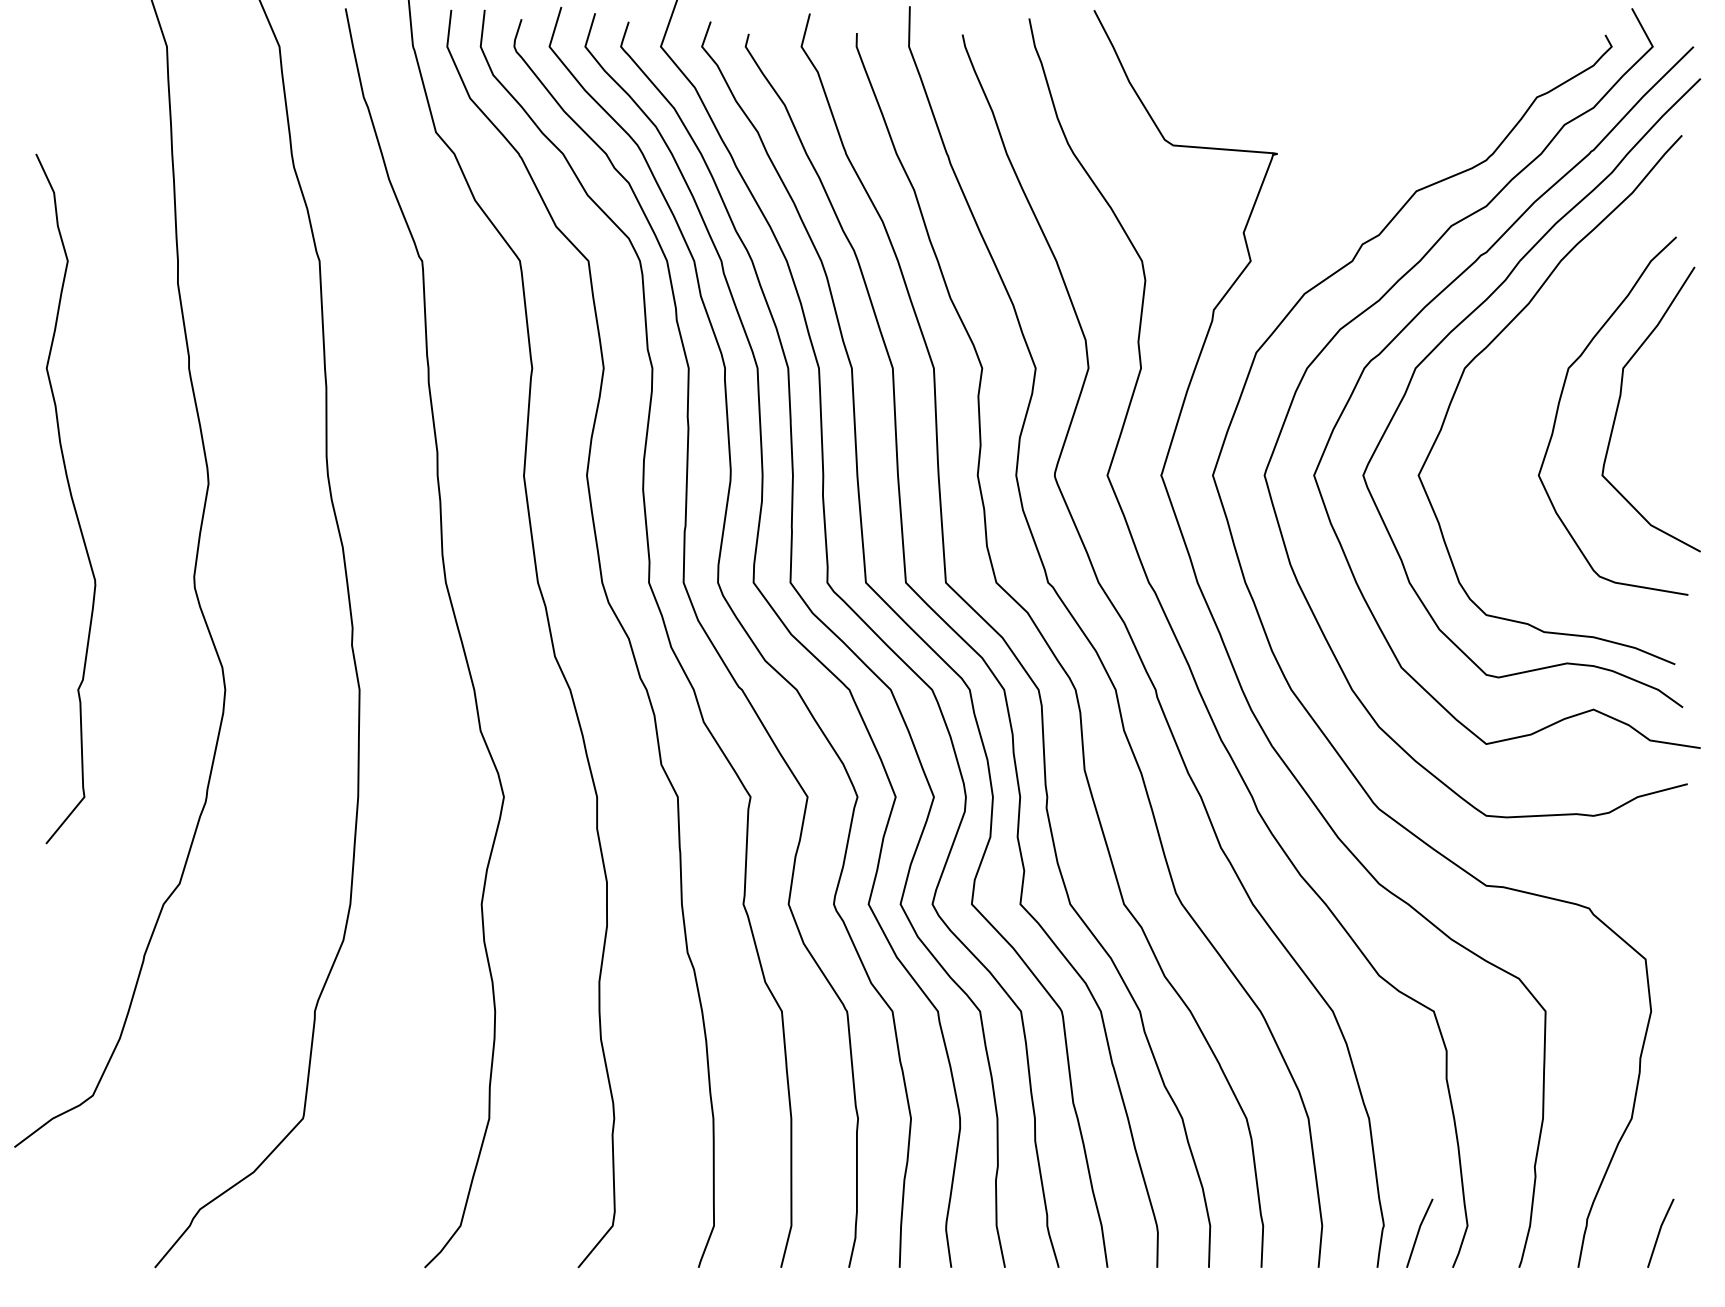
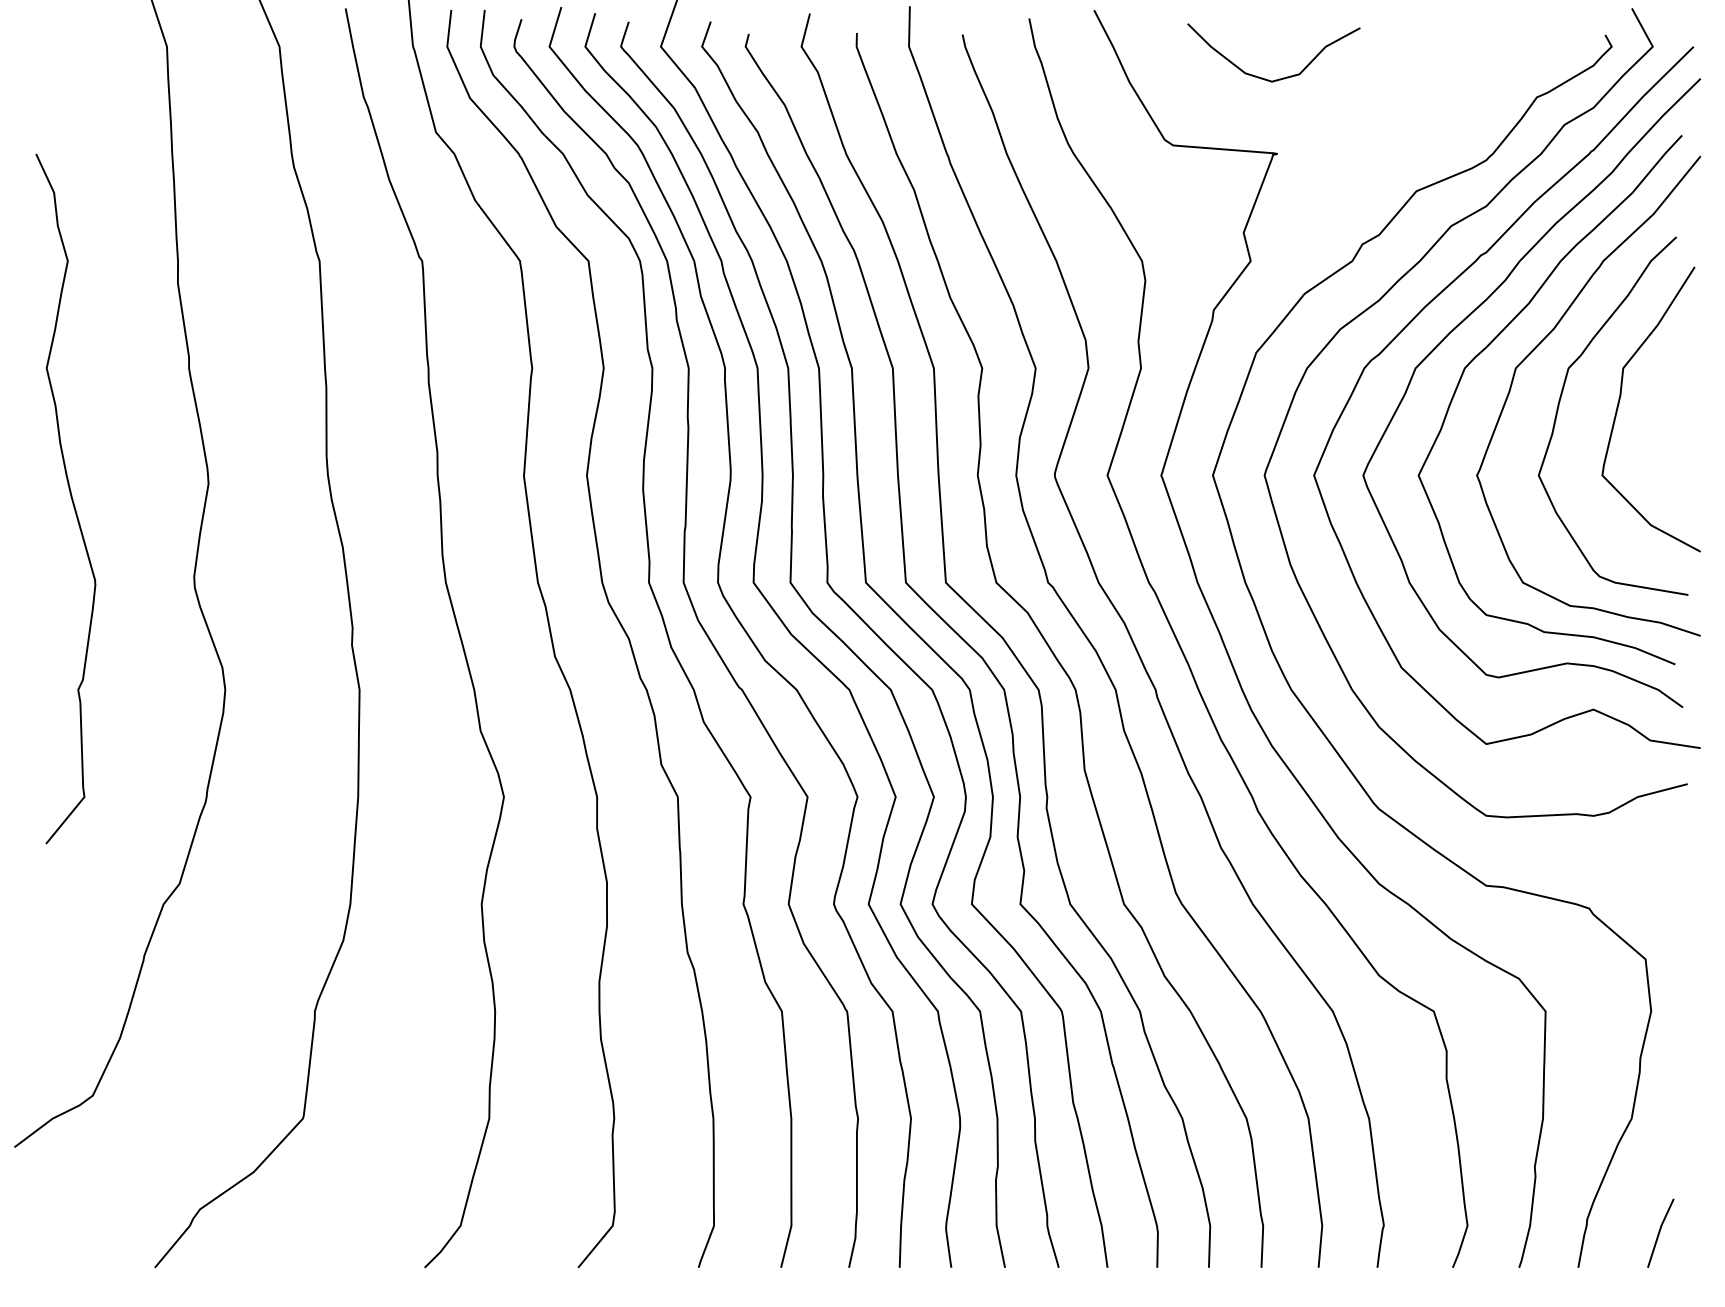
curve: none -> present (1282, 77)
curve: none -> present (1538, 346)
line: present -> none (1419, 1232)
